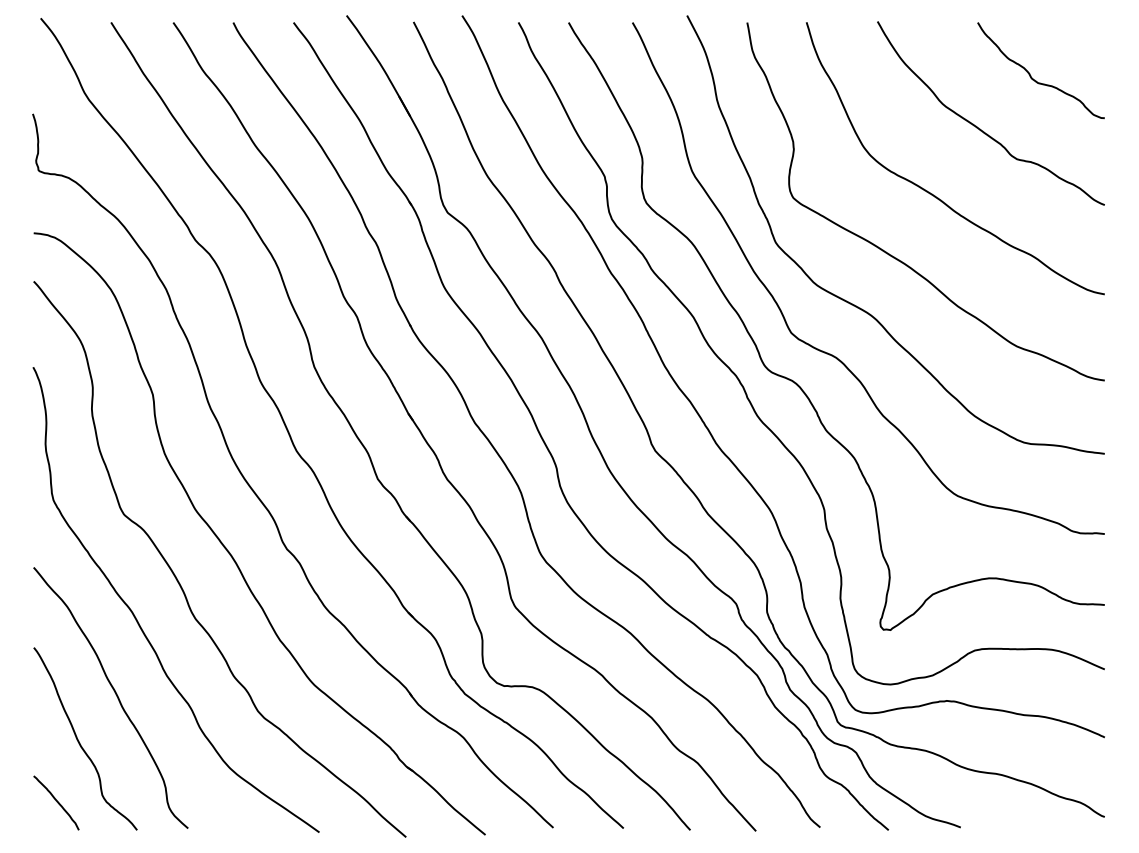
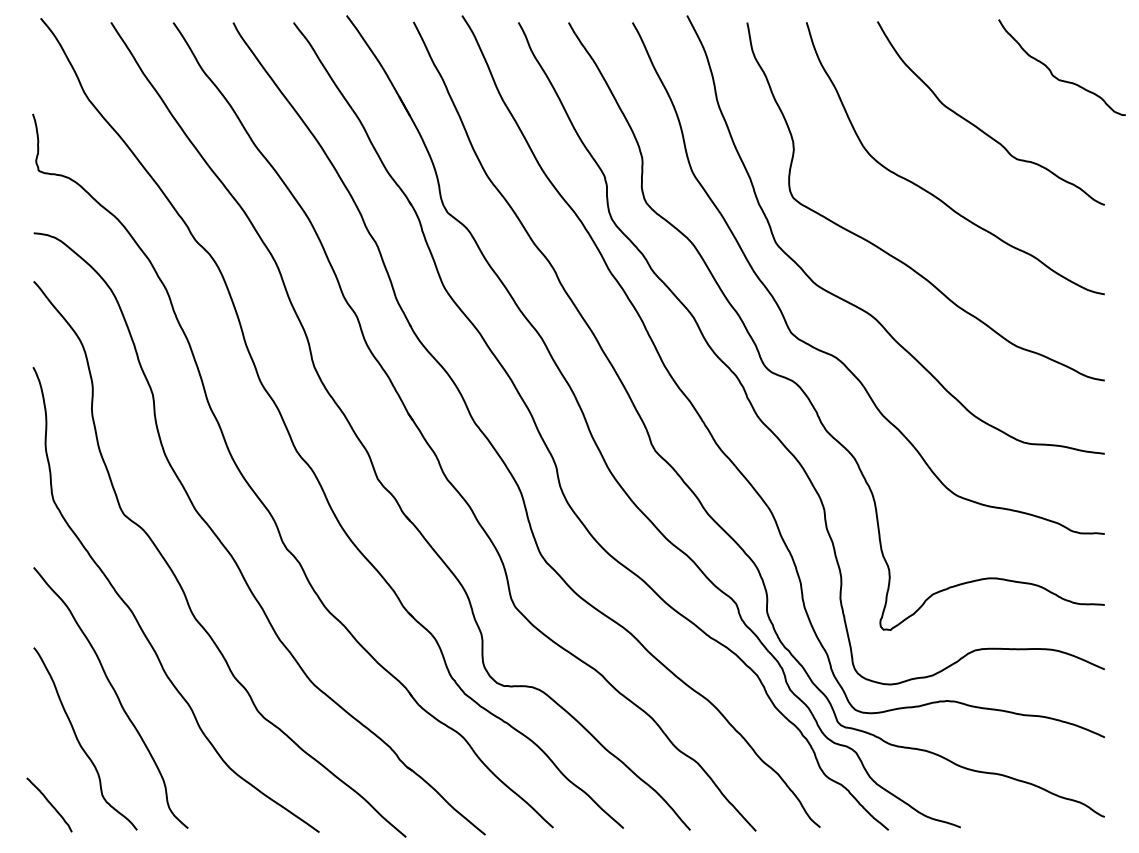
curve position: (1031, 75) -> (1052, 72) (1052, 72)
curve position: (56, 802) -> (49, 804) (49, 804)
